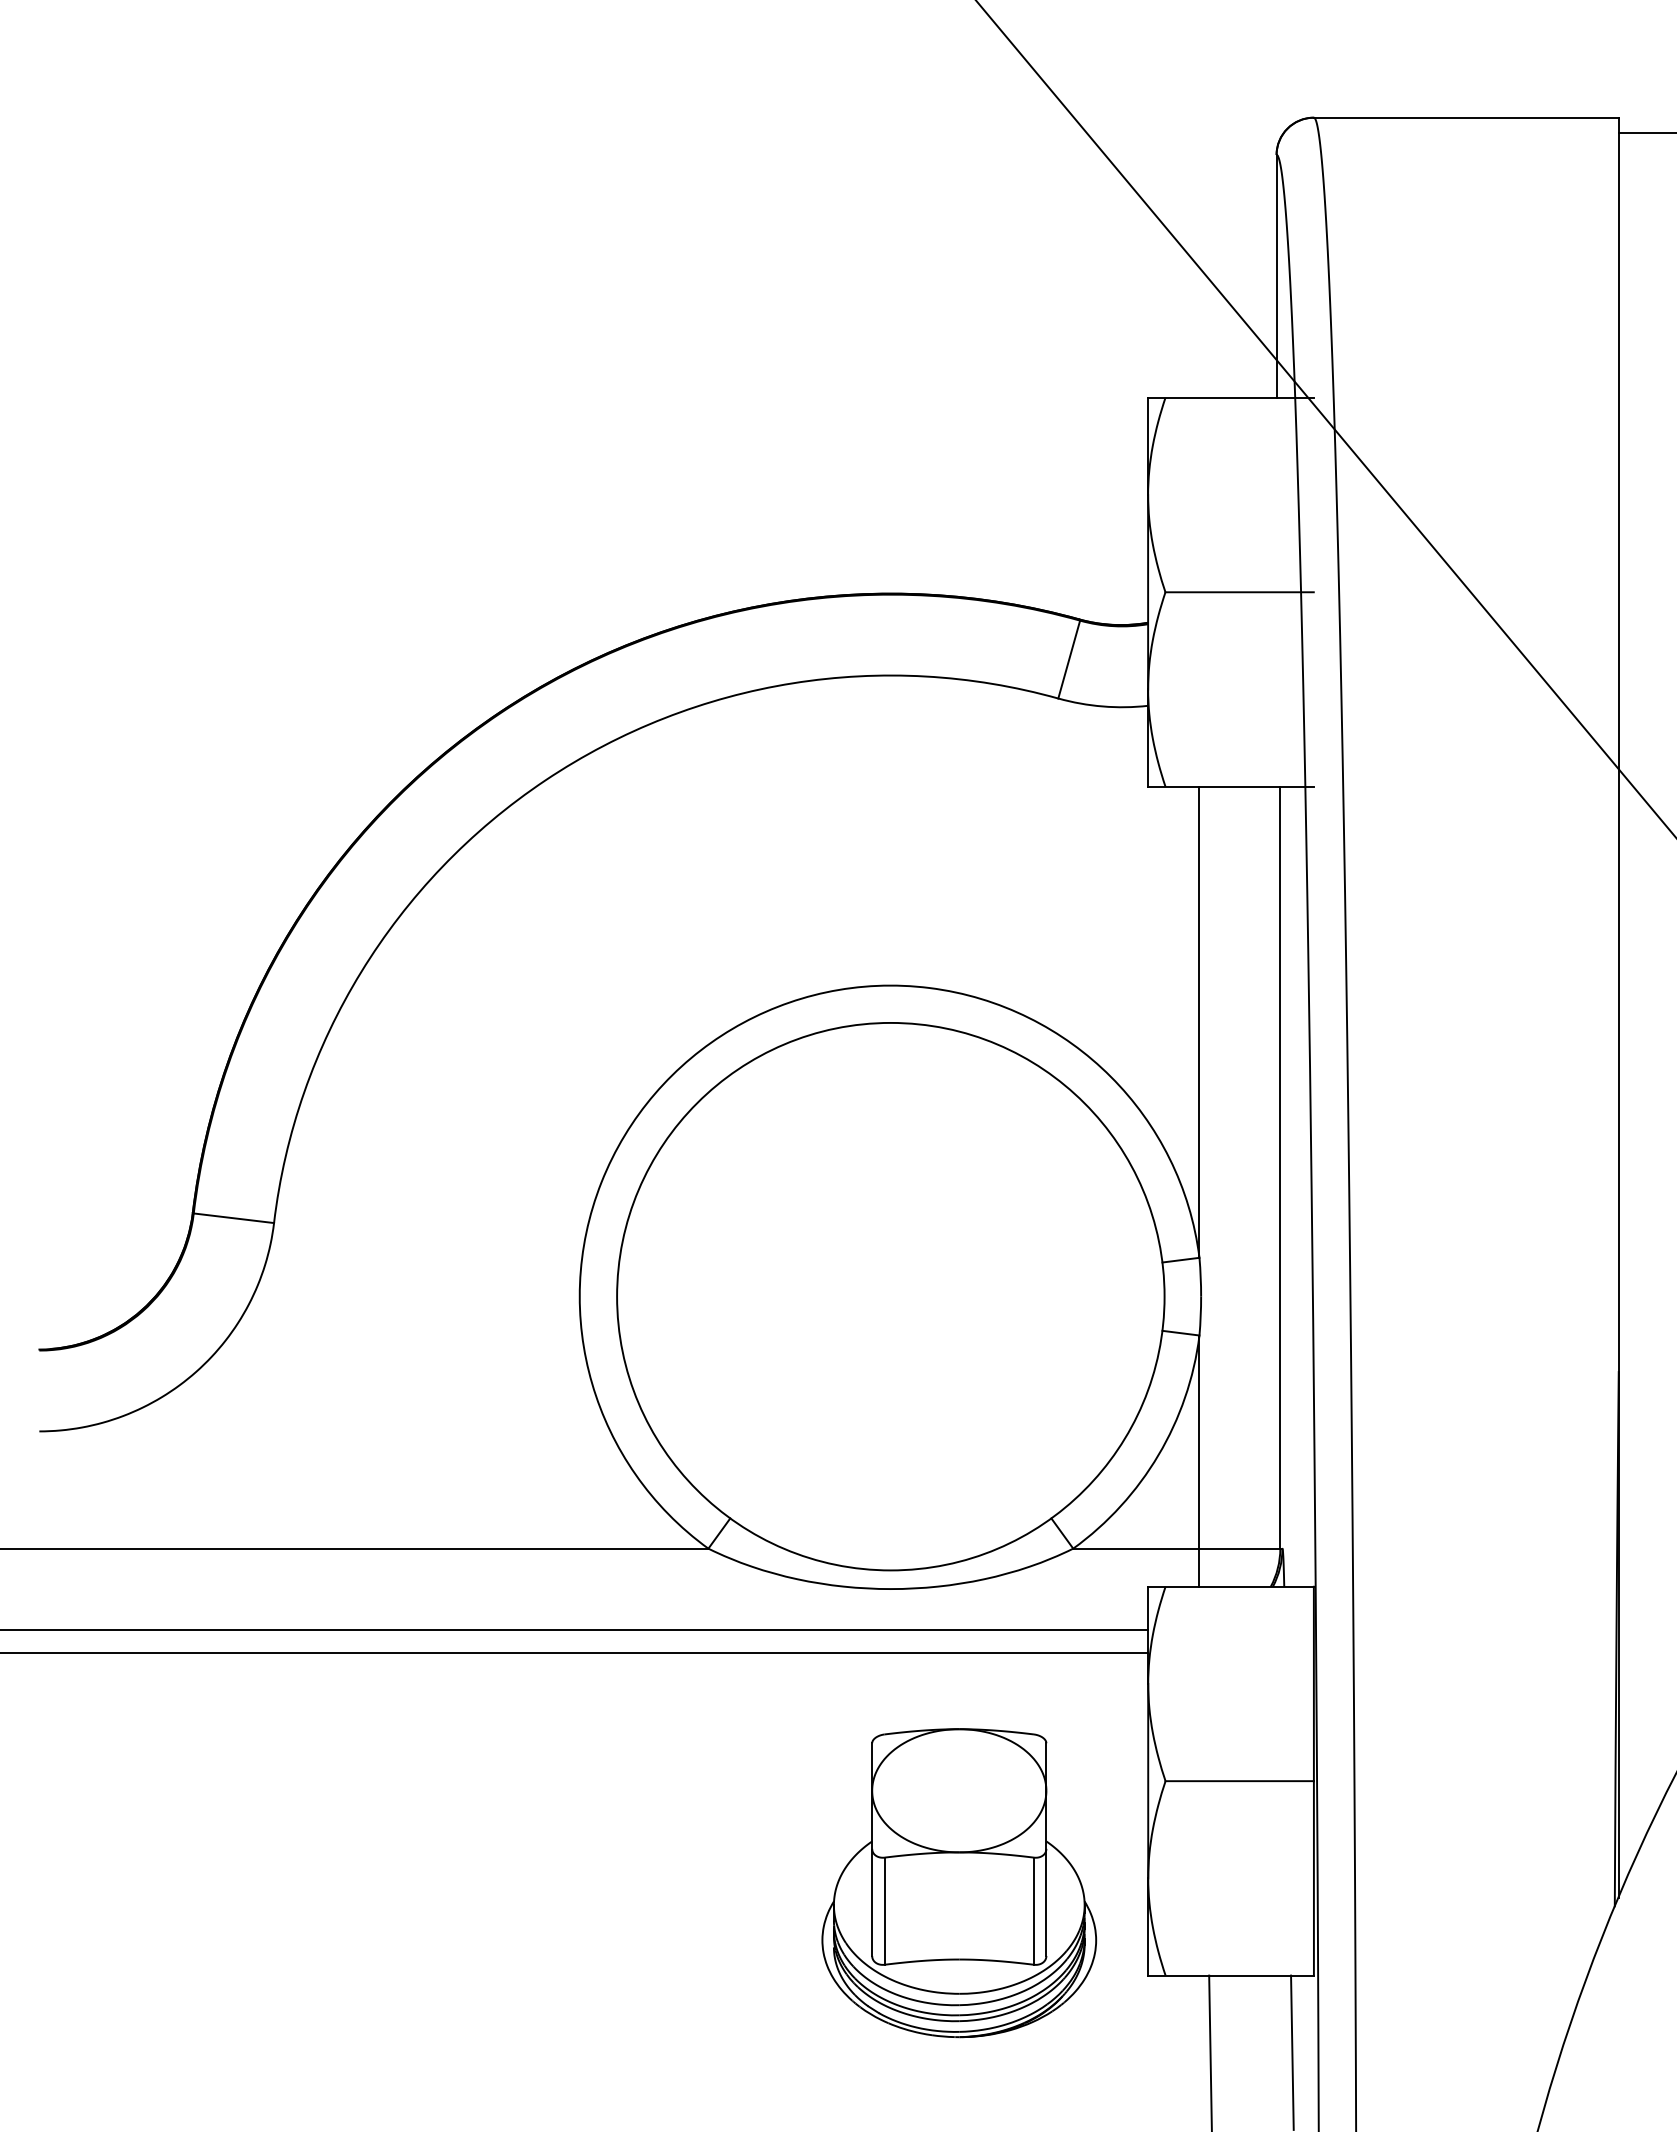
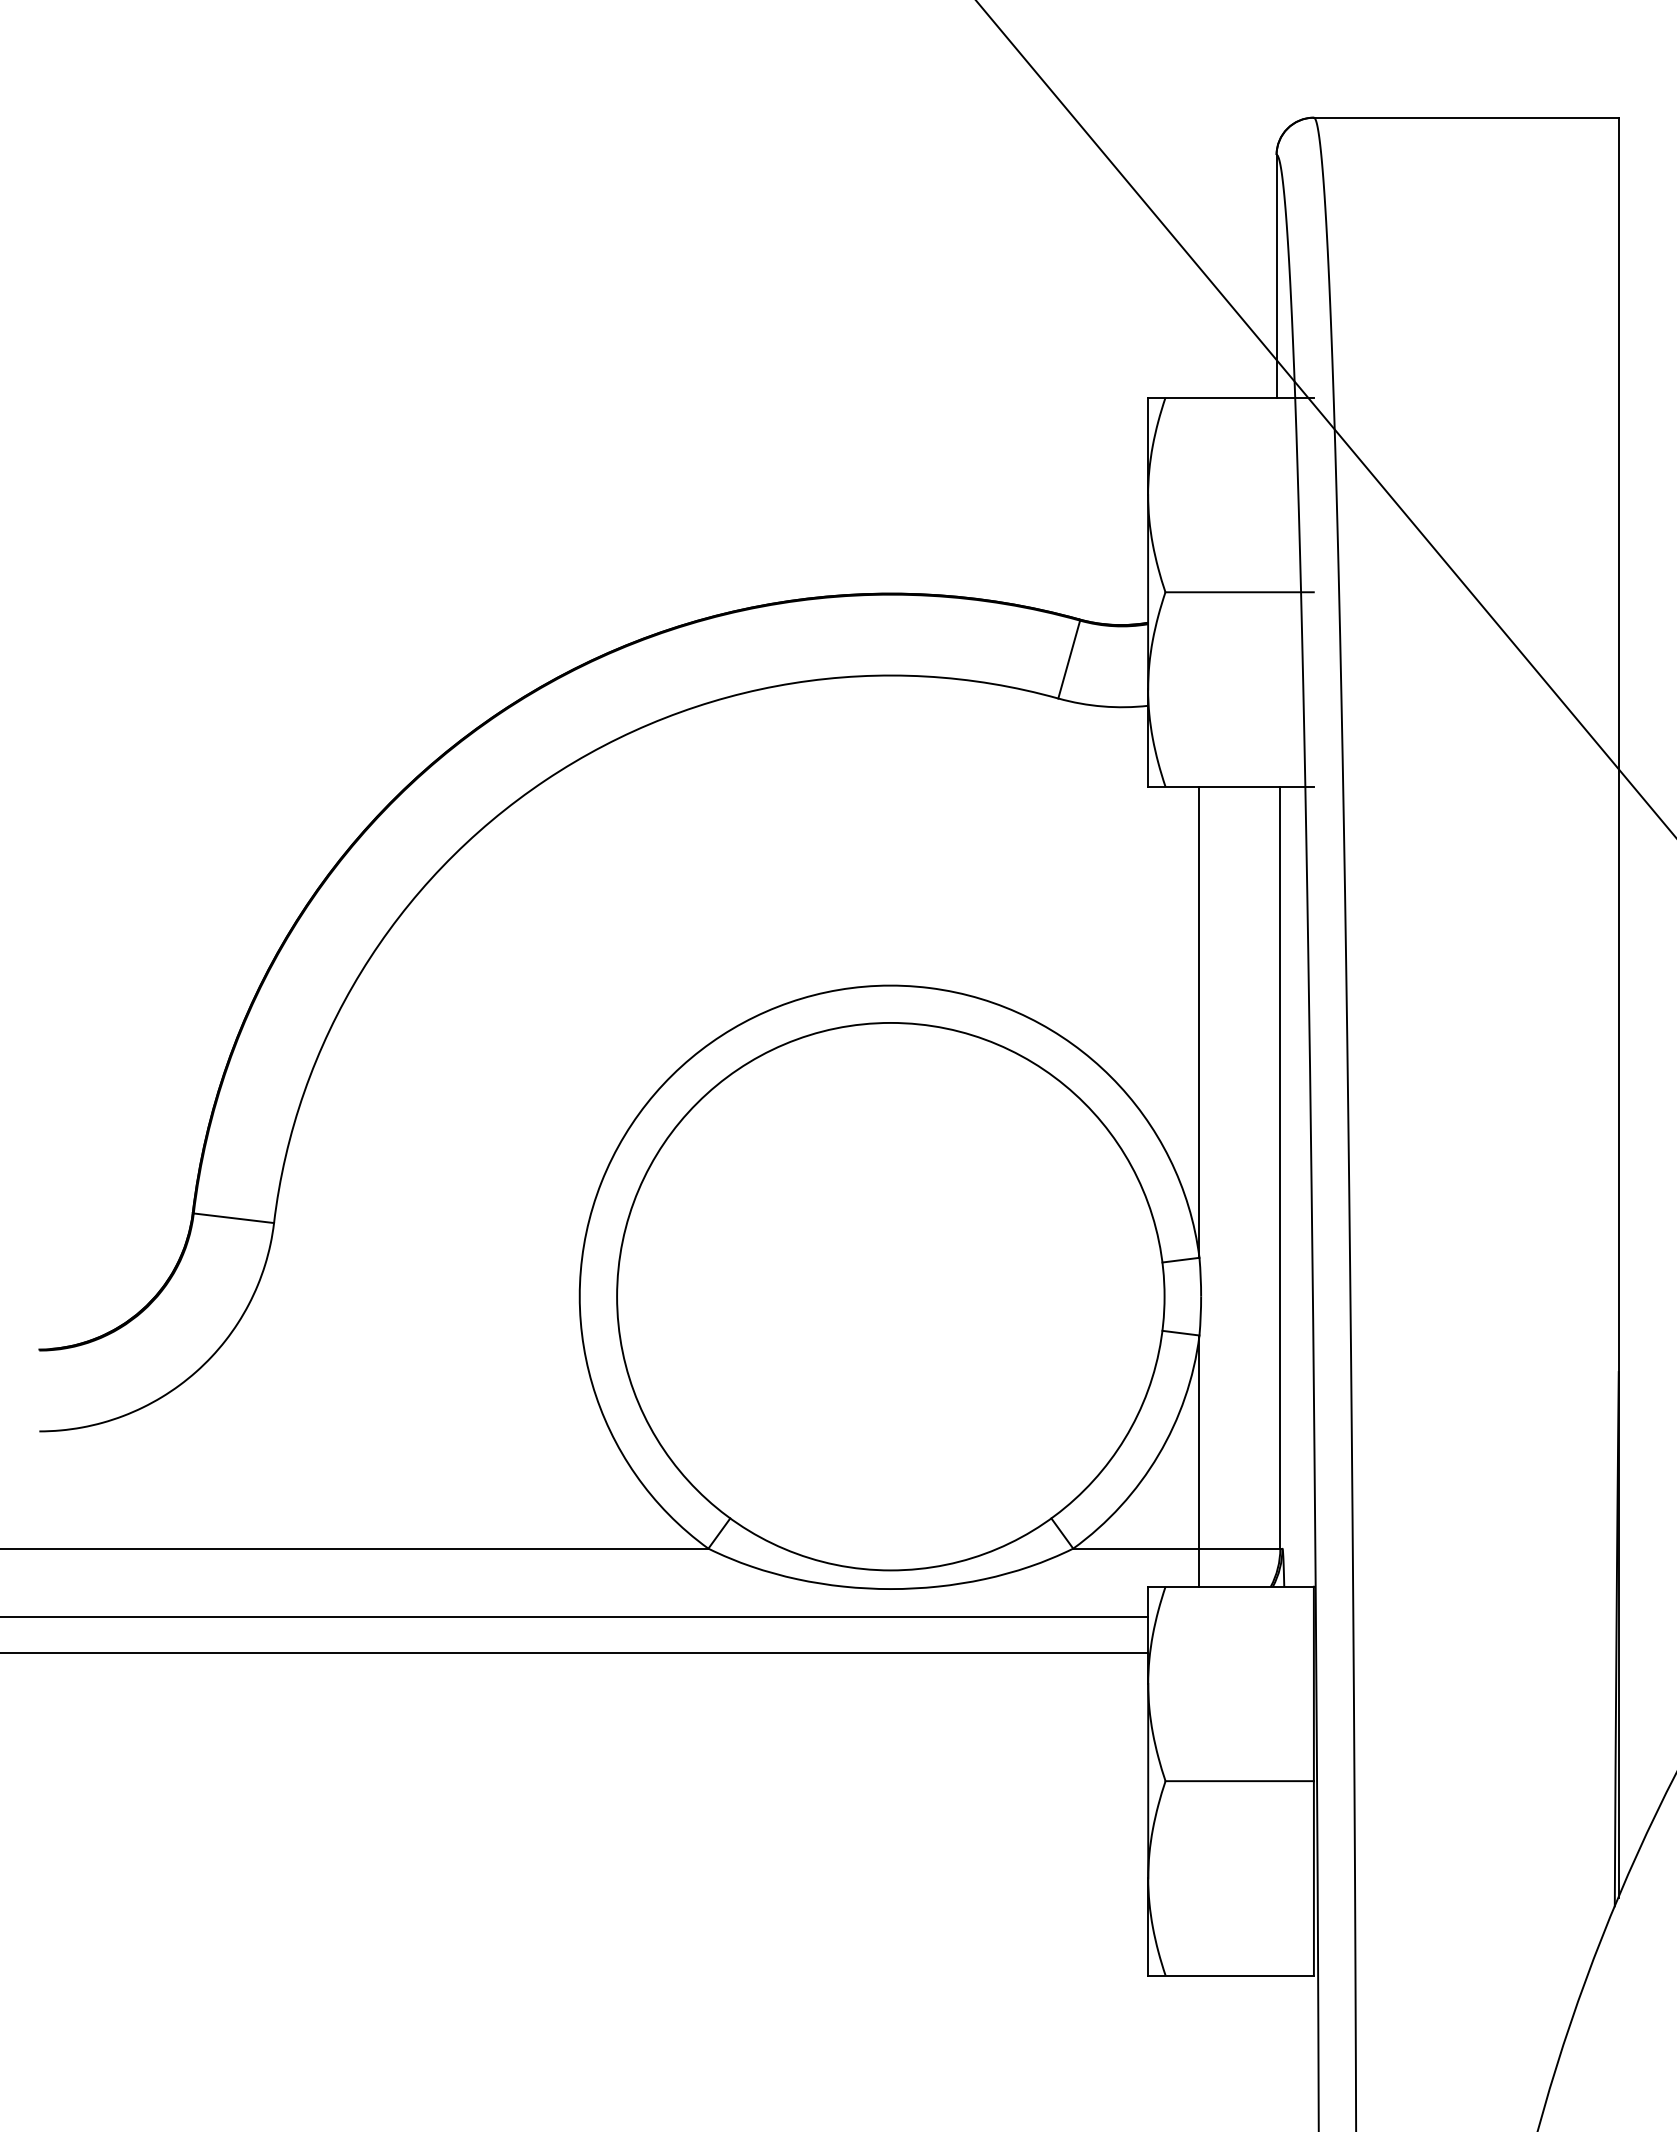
line: present -> none (1645, 133)
line position: (575, 1629) -> (575, 1616) (575, 1616)
part: present -> none (959, 1883)
line: present -> none (1210, 2051)
line: present -> none (1292, 2051)
